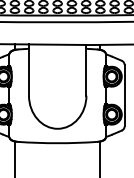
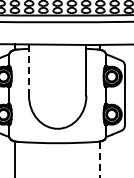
line: solid -> dashed (28, 70)
line: solid -> dashed (100, 159)
